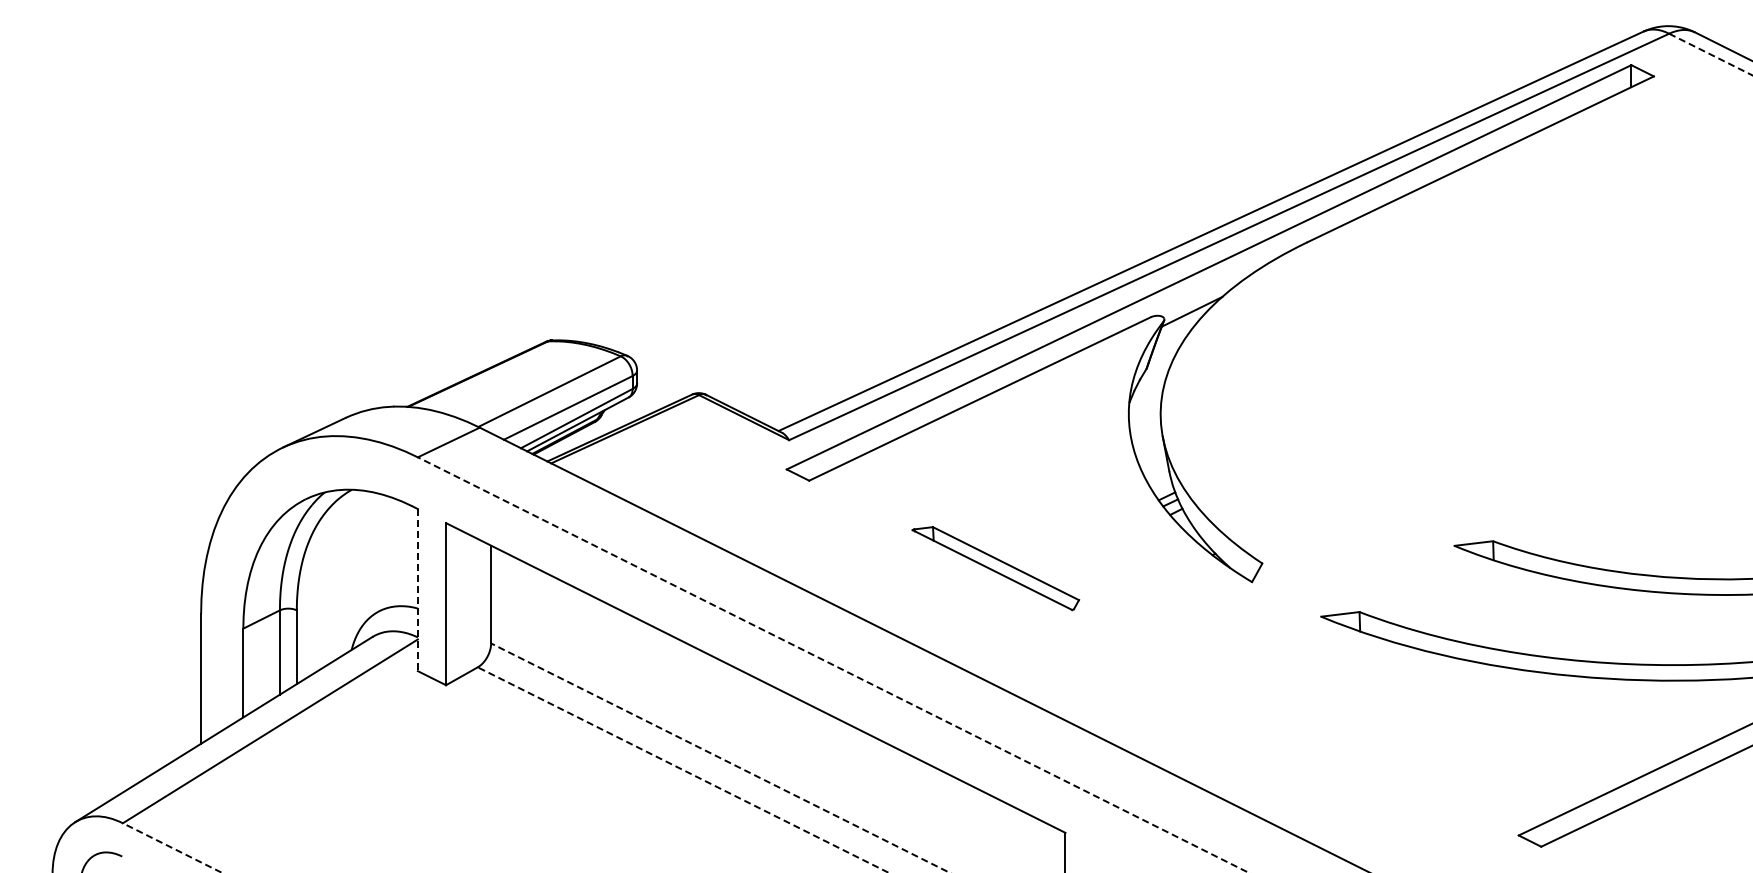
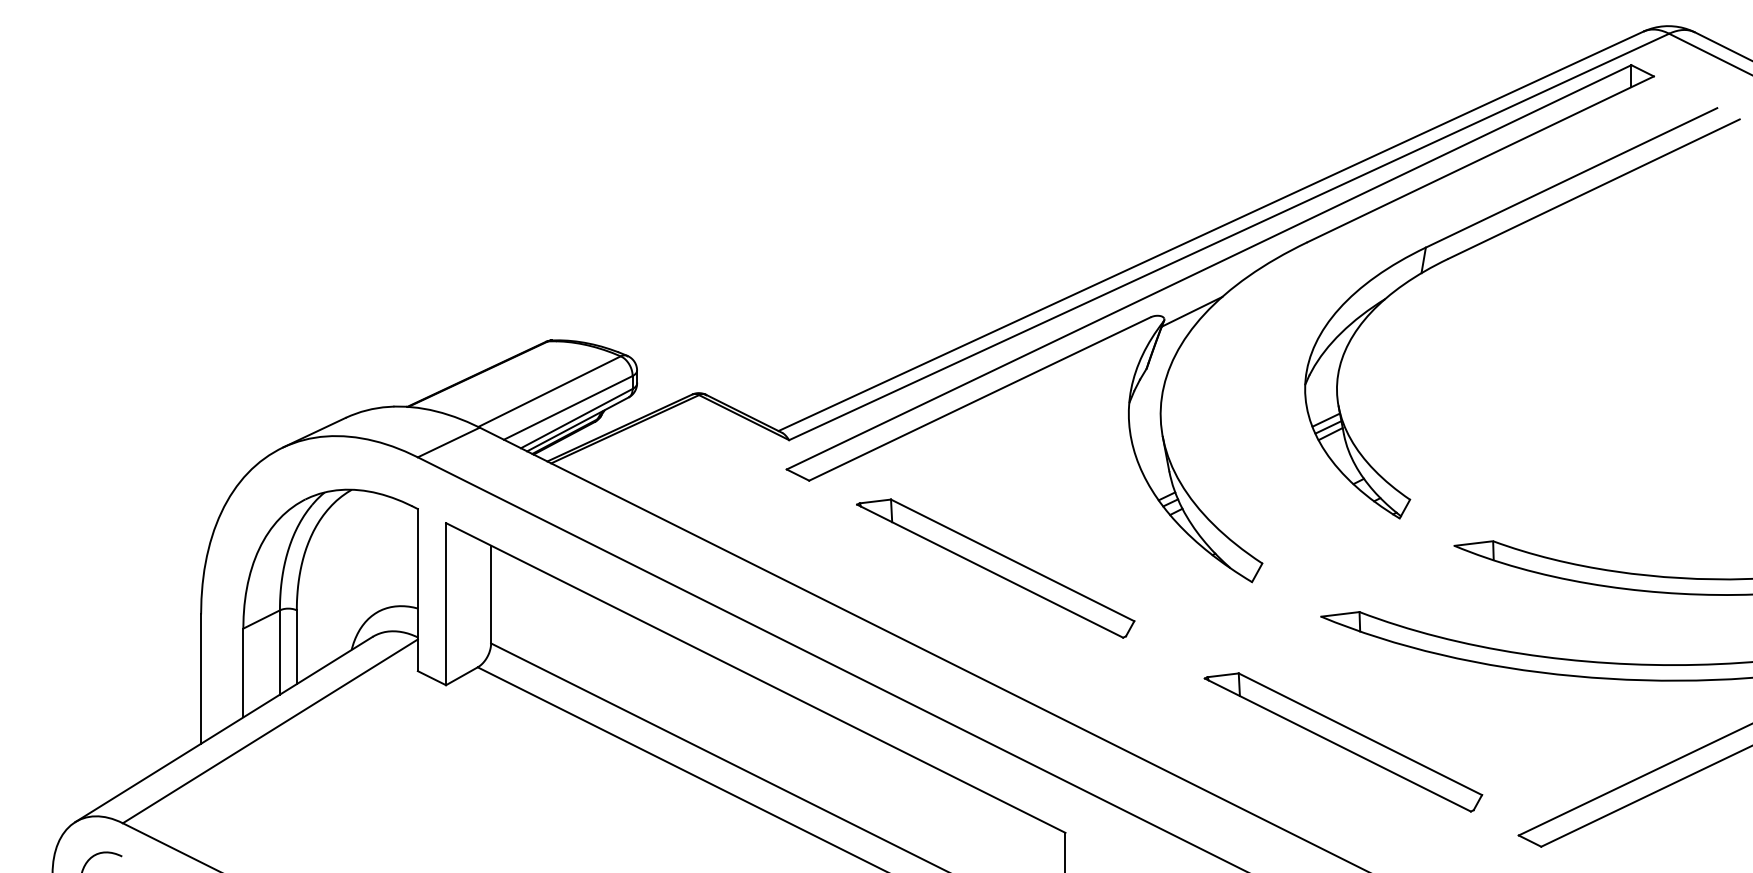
line: dashed -> solid (1711, 54)
part: none -> present (1487, 241)
part size: 170x86 px -> 280x141 px (995, 568)
line: dashed -> solid (417, 590)
line: dashed -> solid (832, 664)
part: none -> present (1343, 742)
line: dashed -> solid (719, 757)
line: dashed -> solid (683, 770)
line: dashed -> solid (172, 847)
